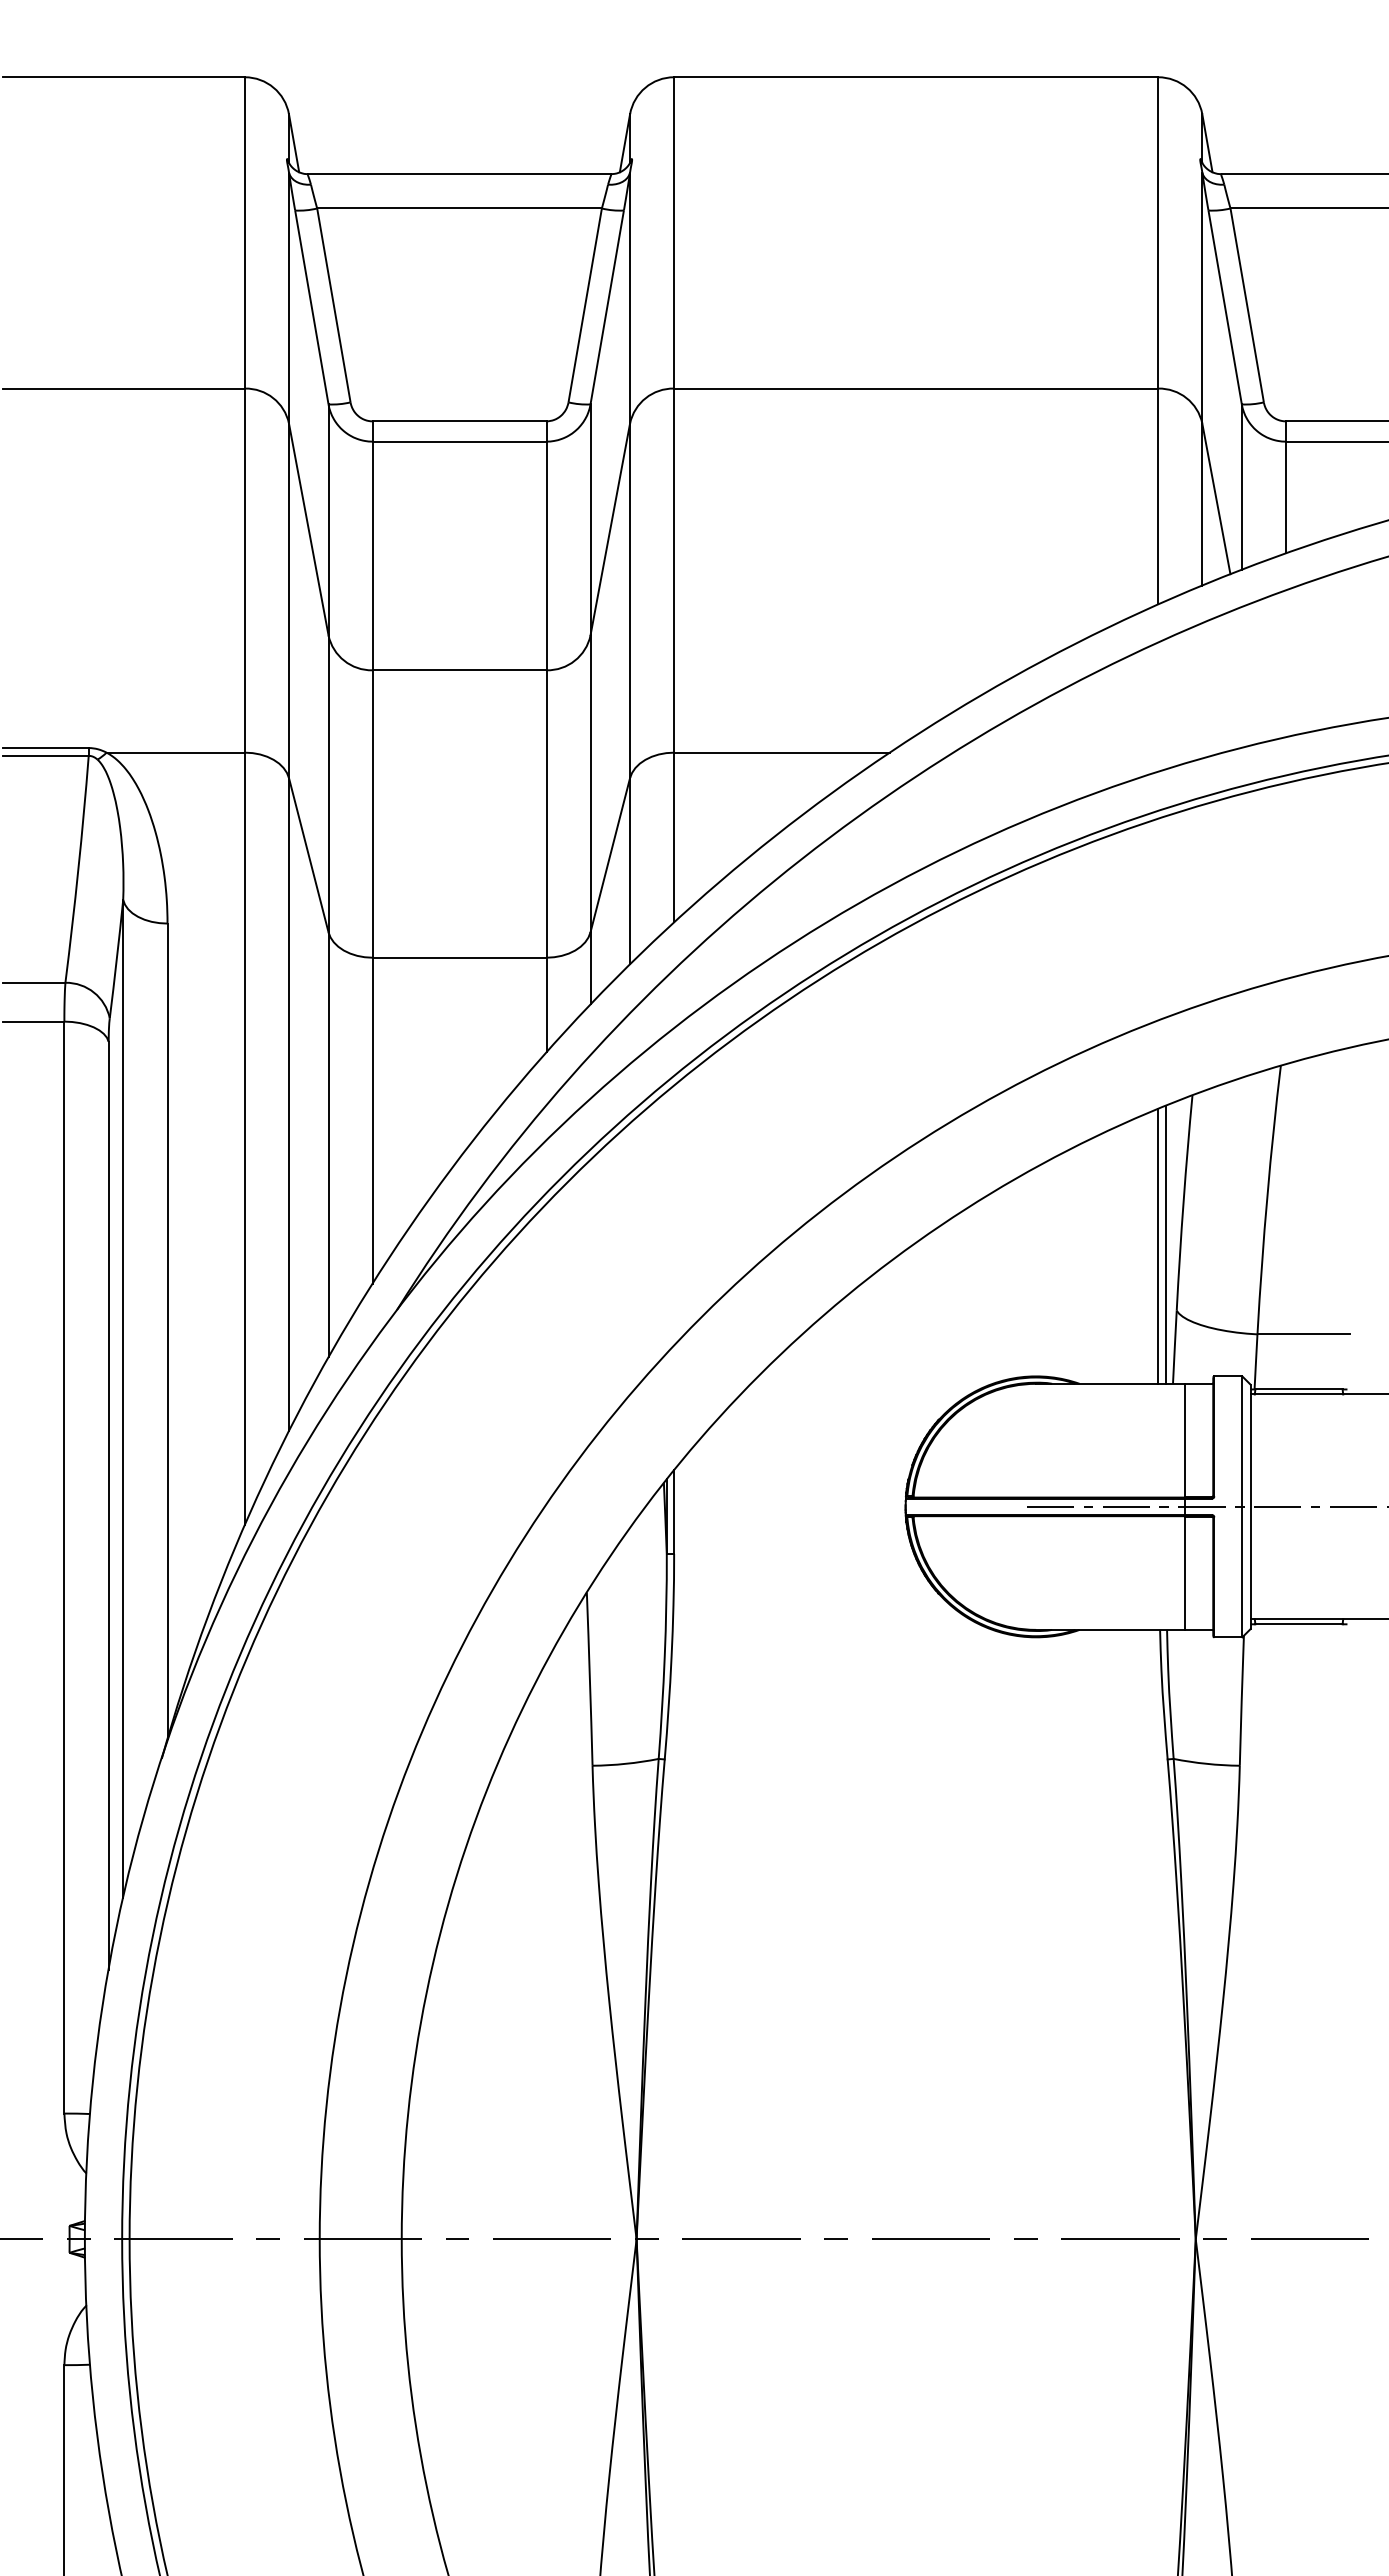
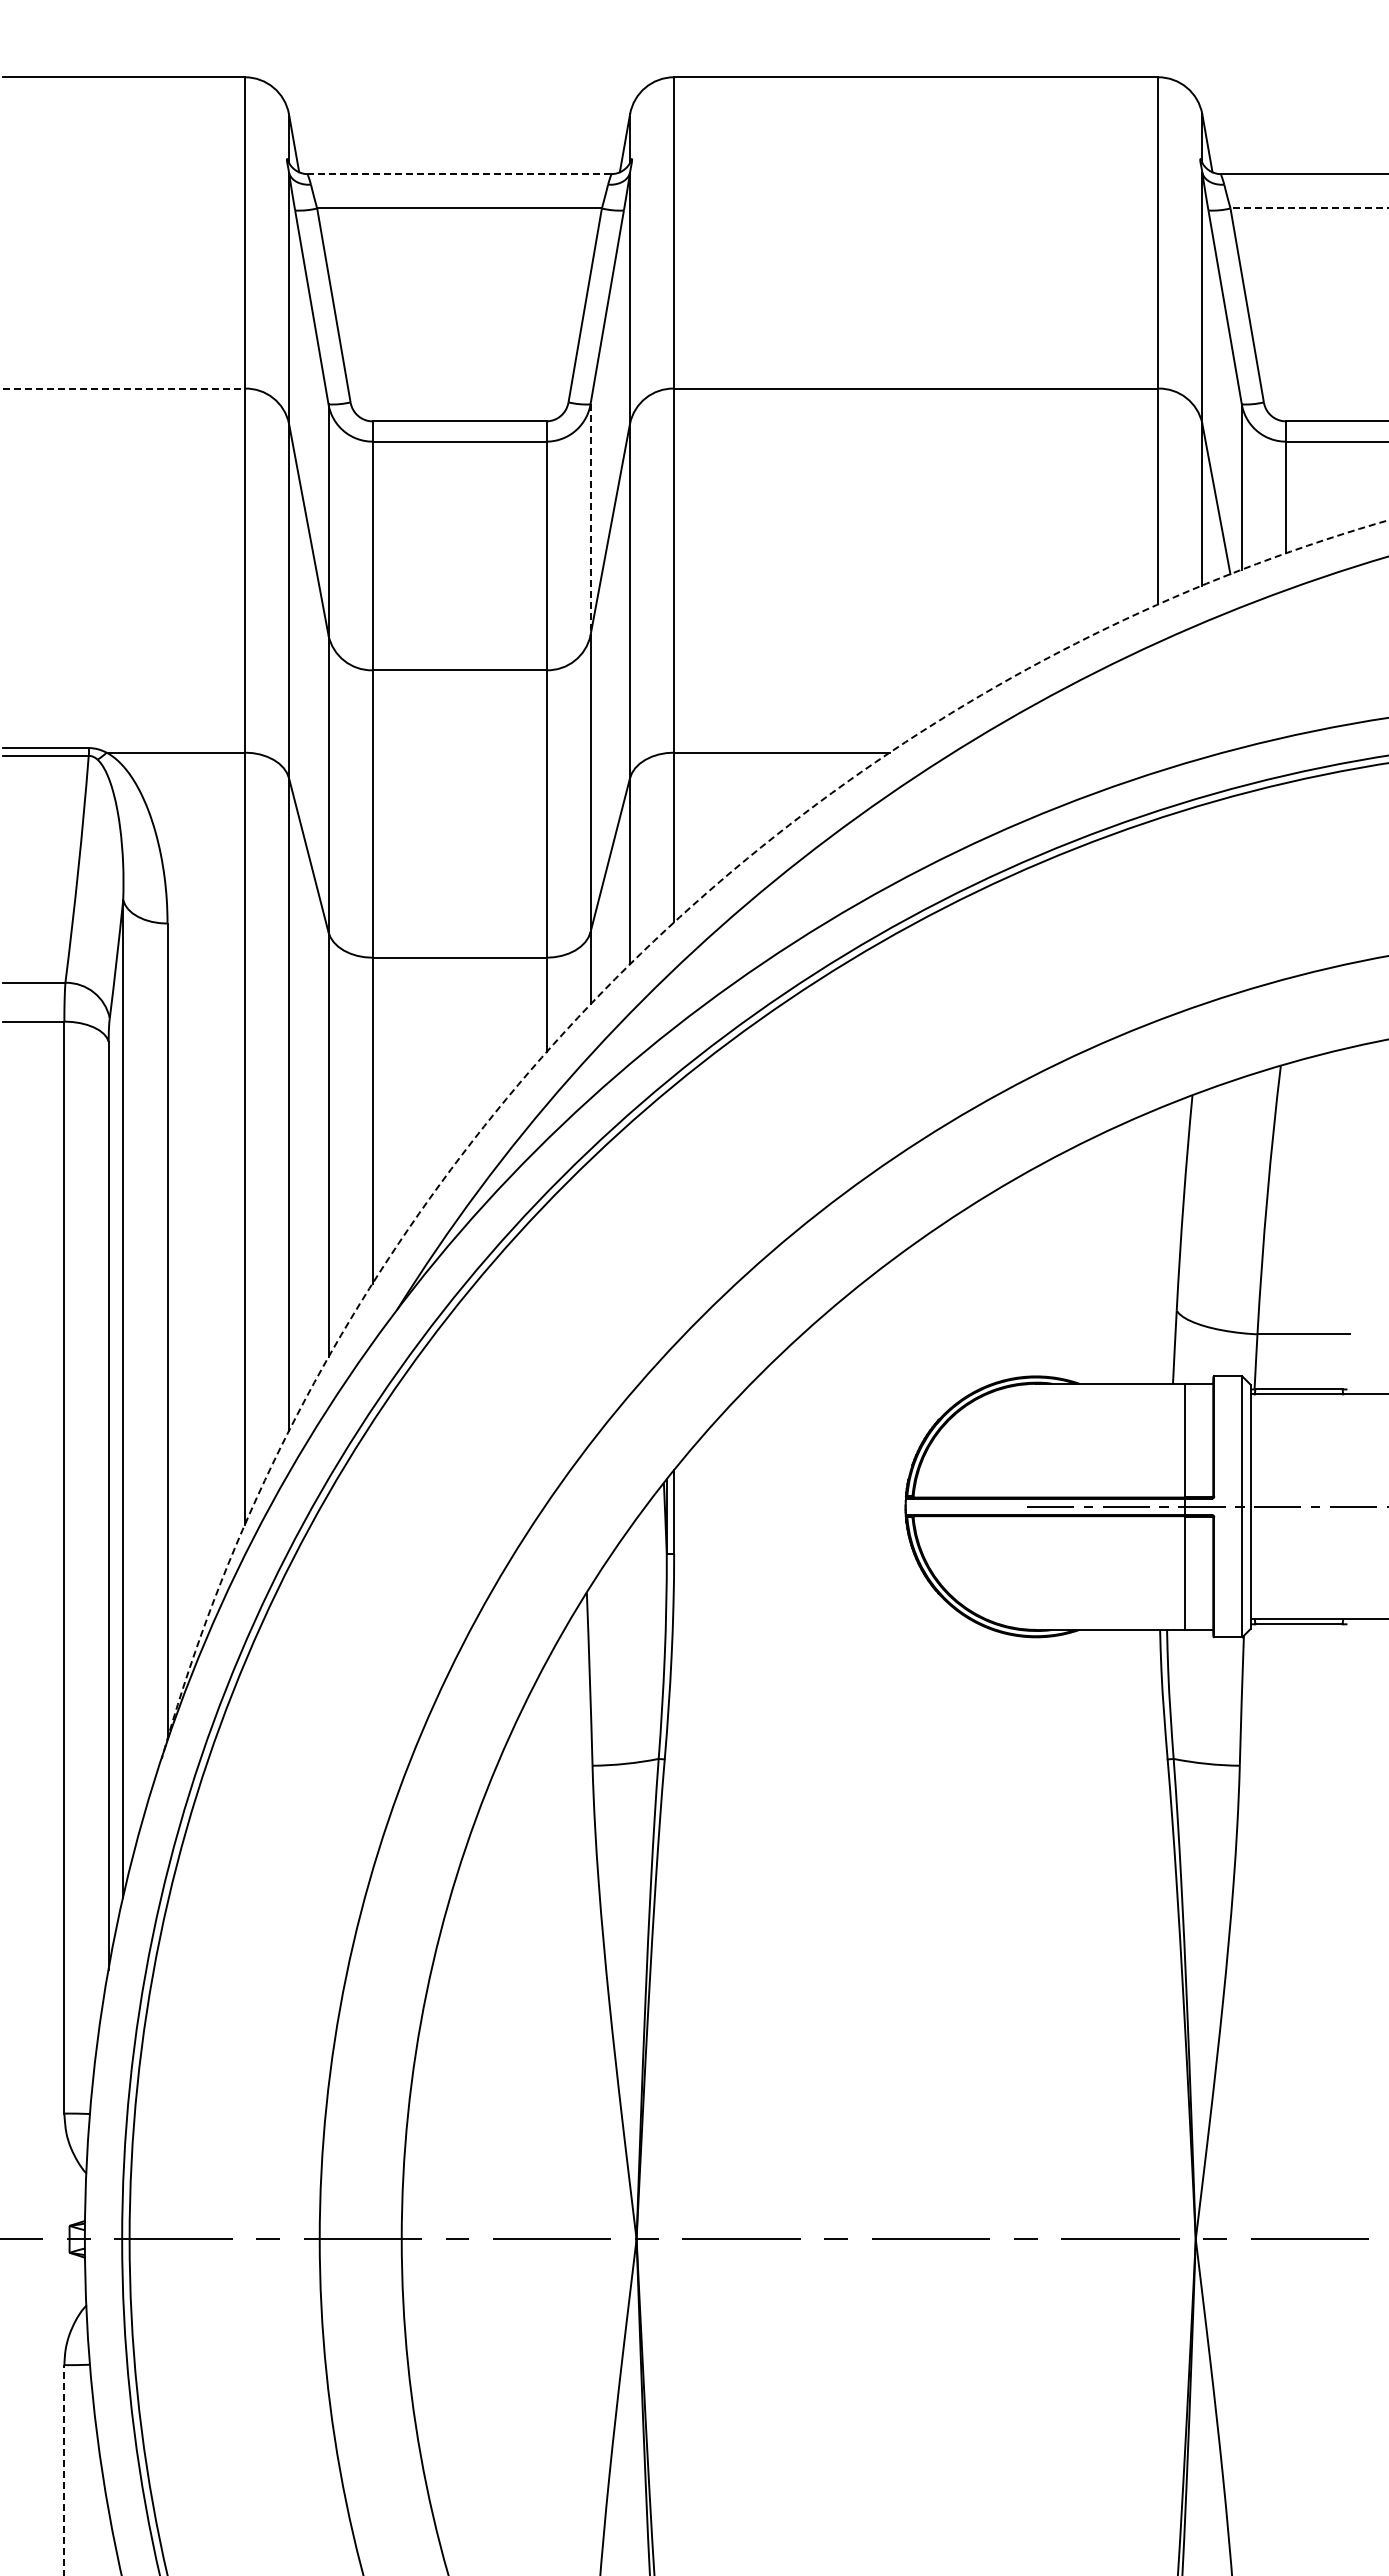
line: solid -> dashed (459, 174)
line: solid -> dashed (1309, 208)
line: solid -> dashed (124, 388)
line: solid -> dashed (590, 520)
arc: solid -> dashed (613, 980)
line: present -> none (1165, 1244)
line: present -> none (1158, 1246)
line: solid -> dashed (64, 2470)
